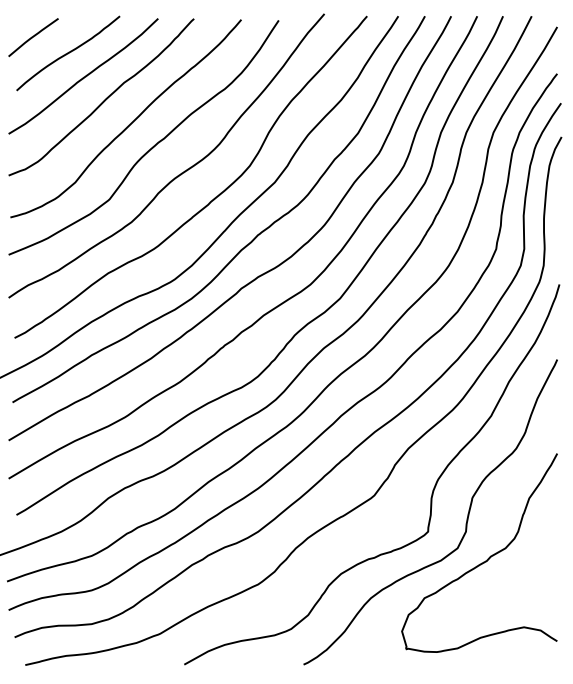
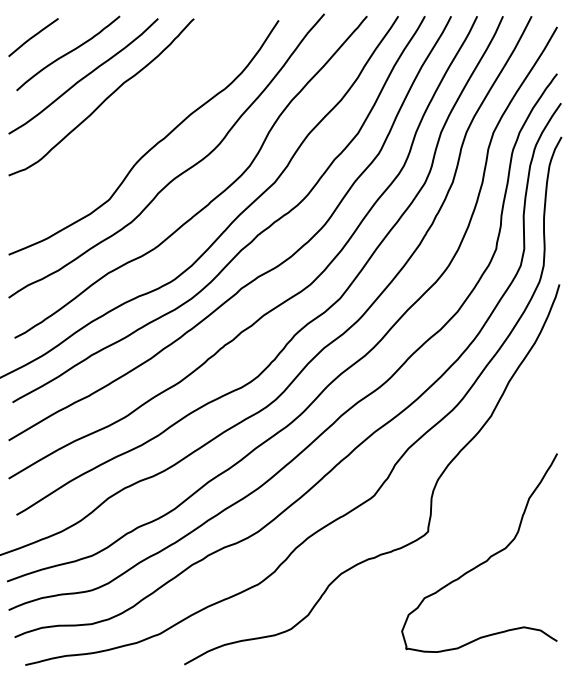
curve: present -> none (128, 124)
curve: present -> none (466, 518)
